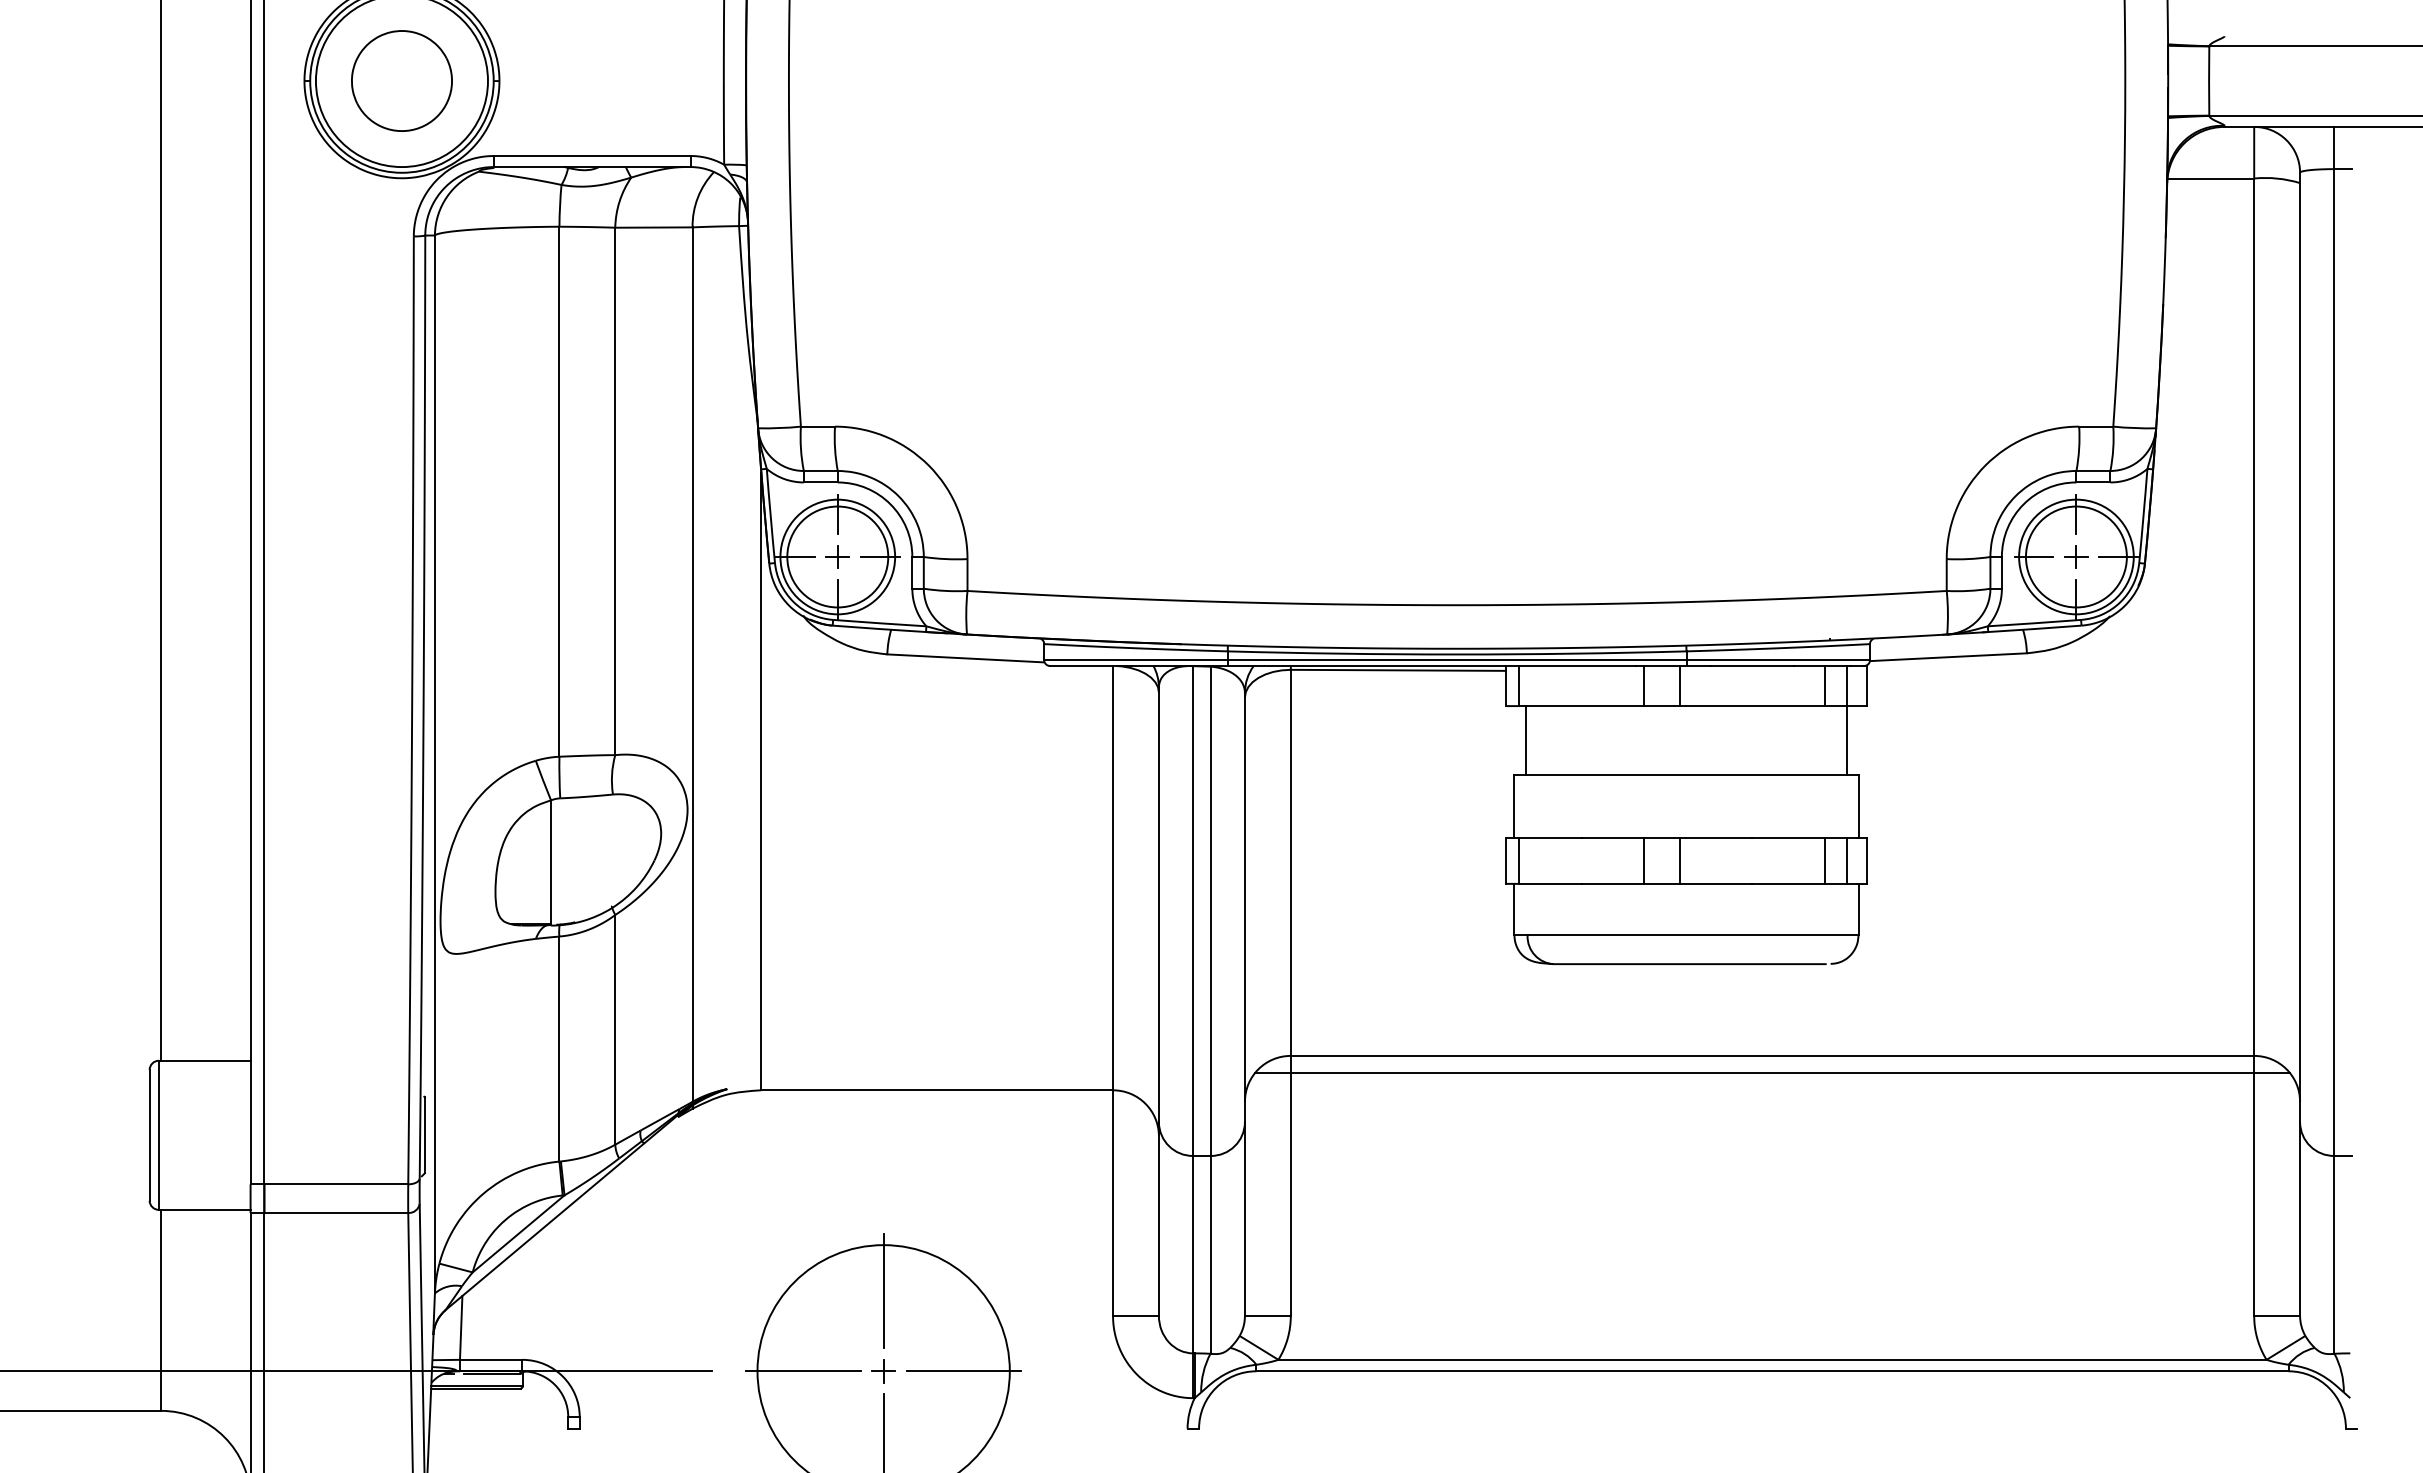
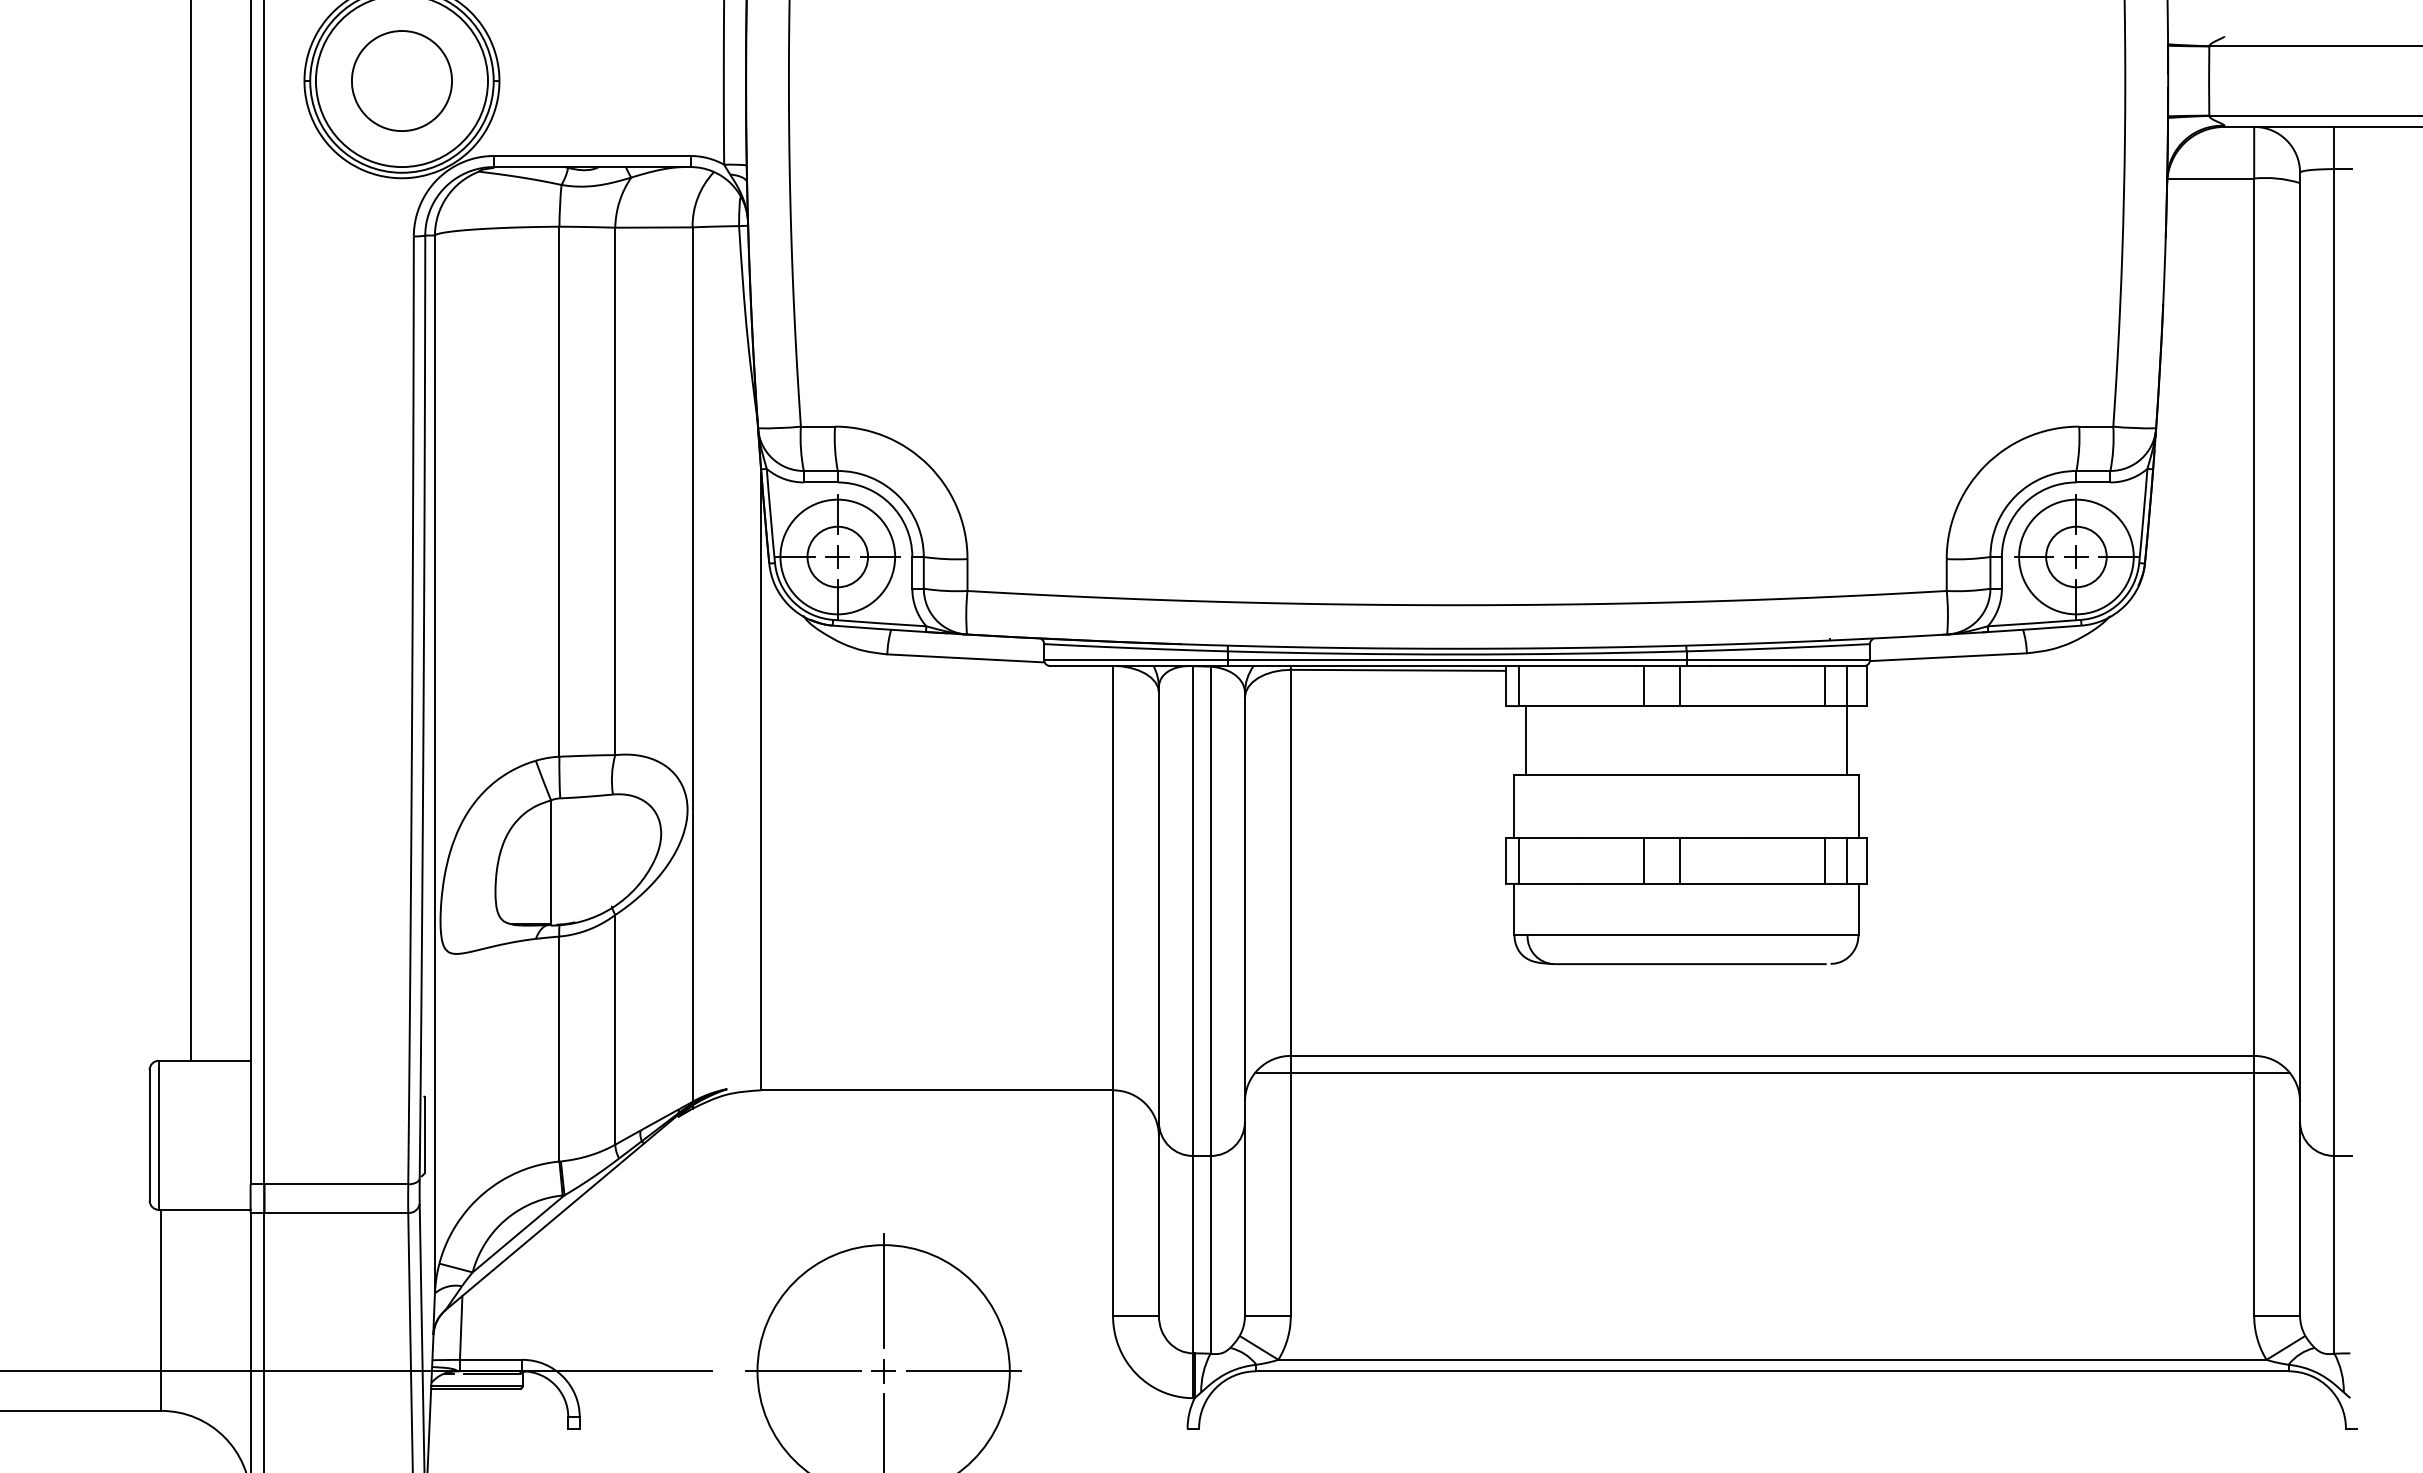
line position: (161, 531) -> (191, 531) (191, 531)
circle diameter: 101 px -> 61 px (837, 556)
circle diameter: 101 px -> 61 px (2076, 556)
